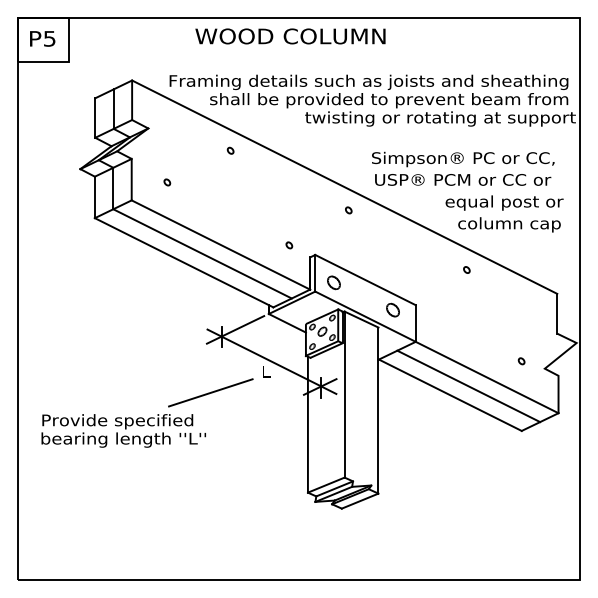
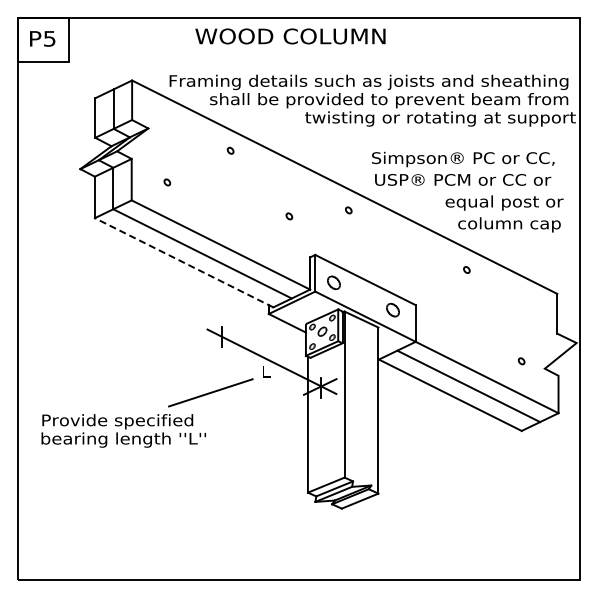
part position: (289, 245) -> (289, 216) (289, 216)
line: solid -> dashed (184, 262)
line: present -> none (235, 329)
